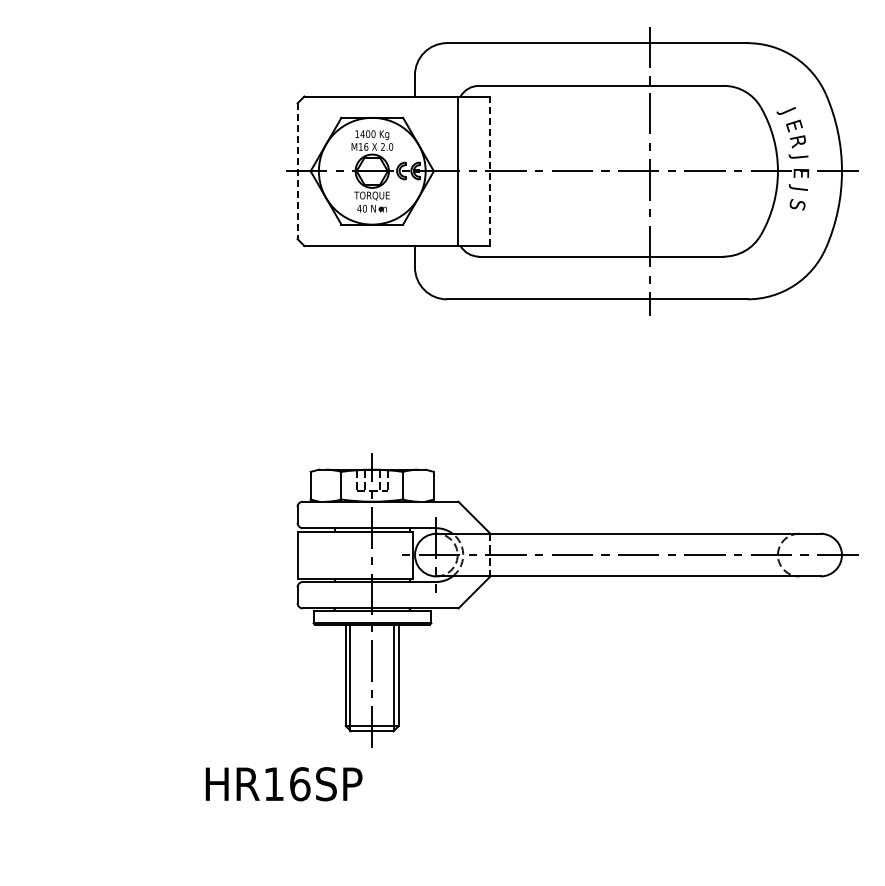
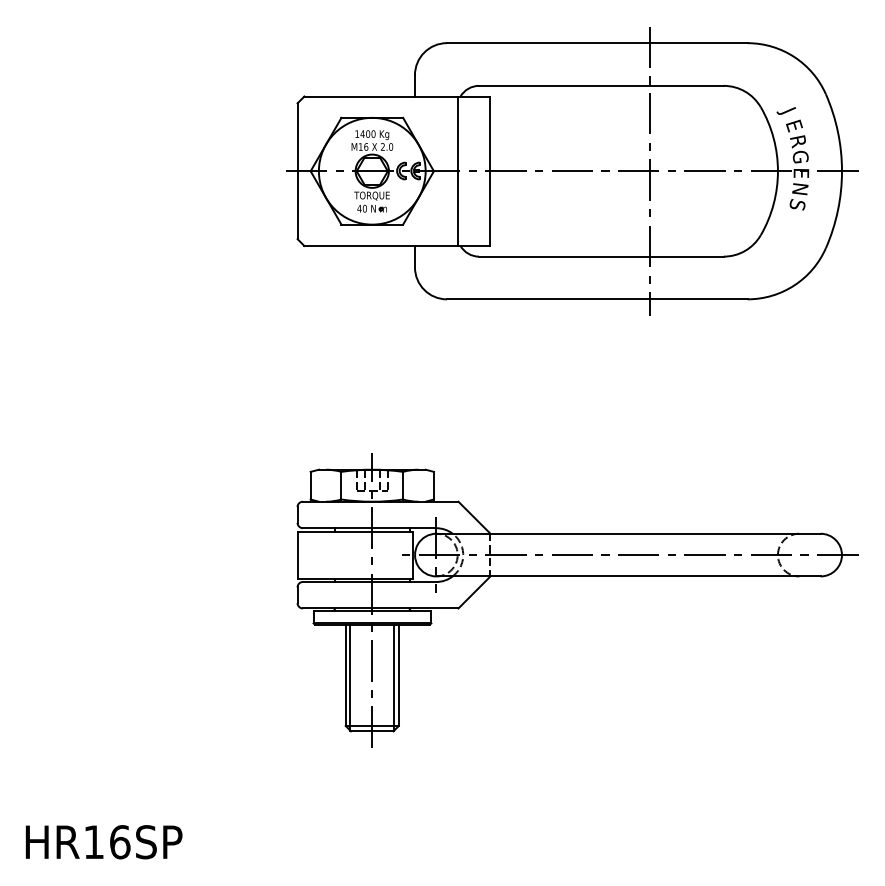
text: J -> G (798, 156)
line: dashed -> solid (297, 171)
line: dashed -> solid (489, 171)
text: J -> N (798, 189)
text position: (283, 784) -> (103, 842) (103, 842)
